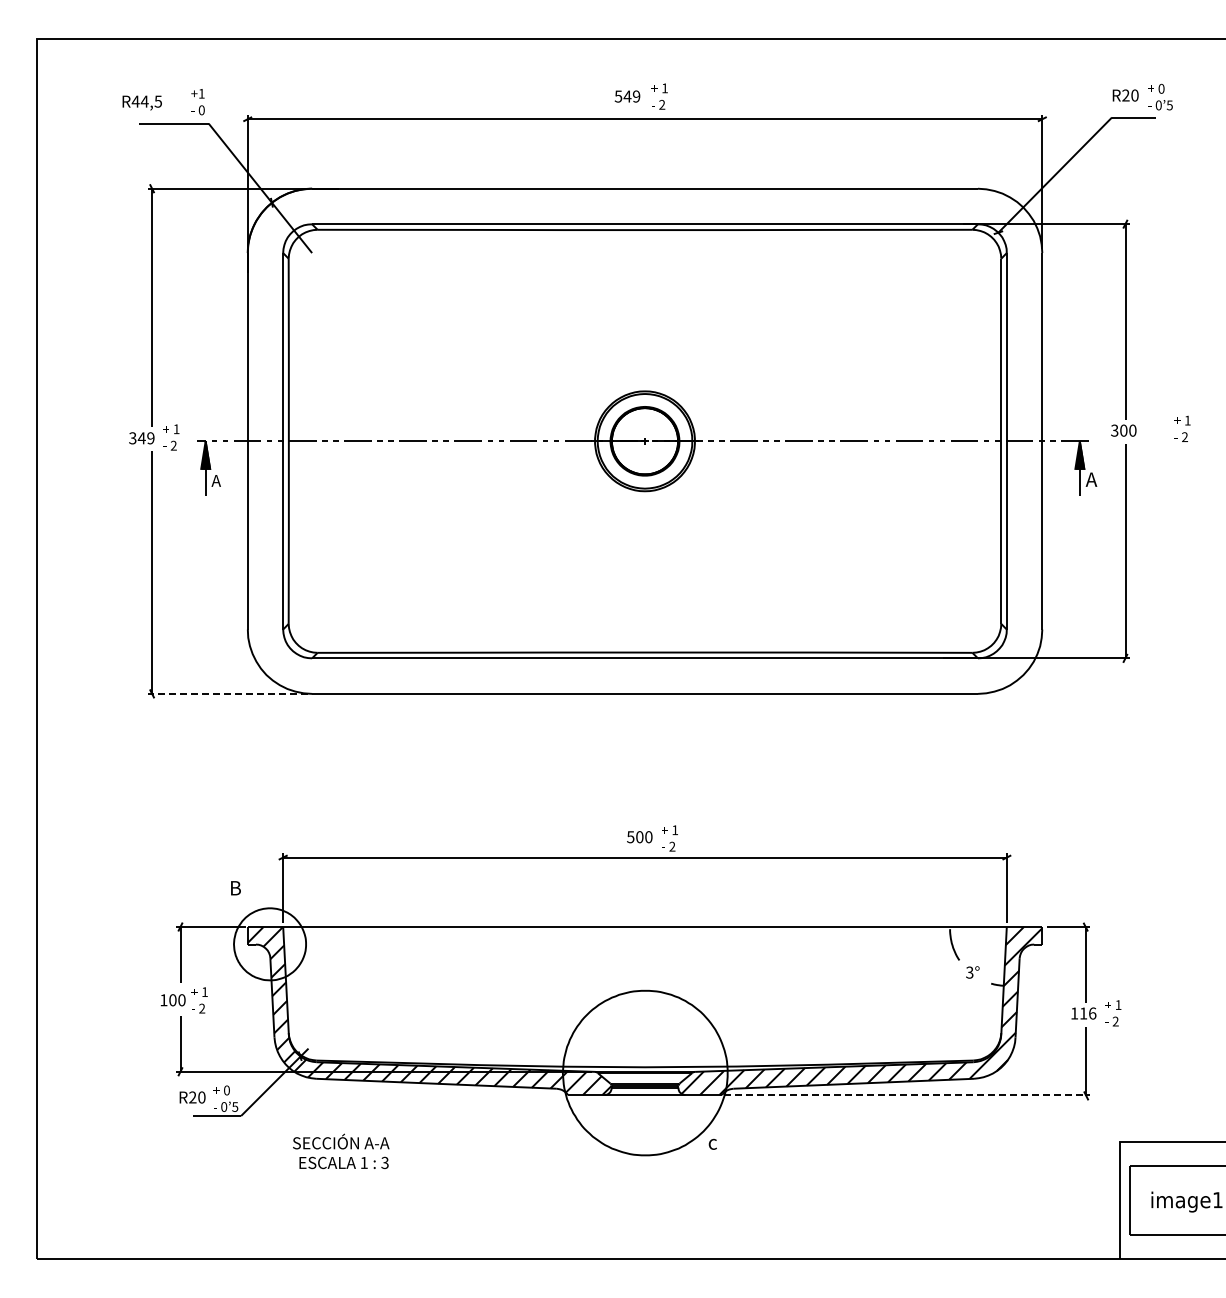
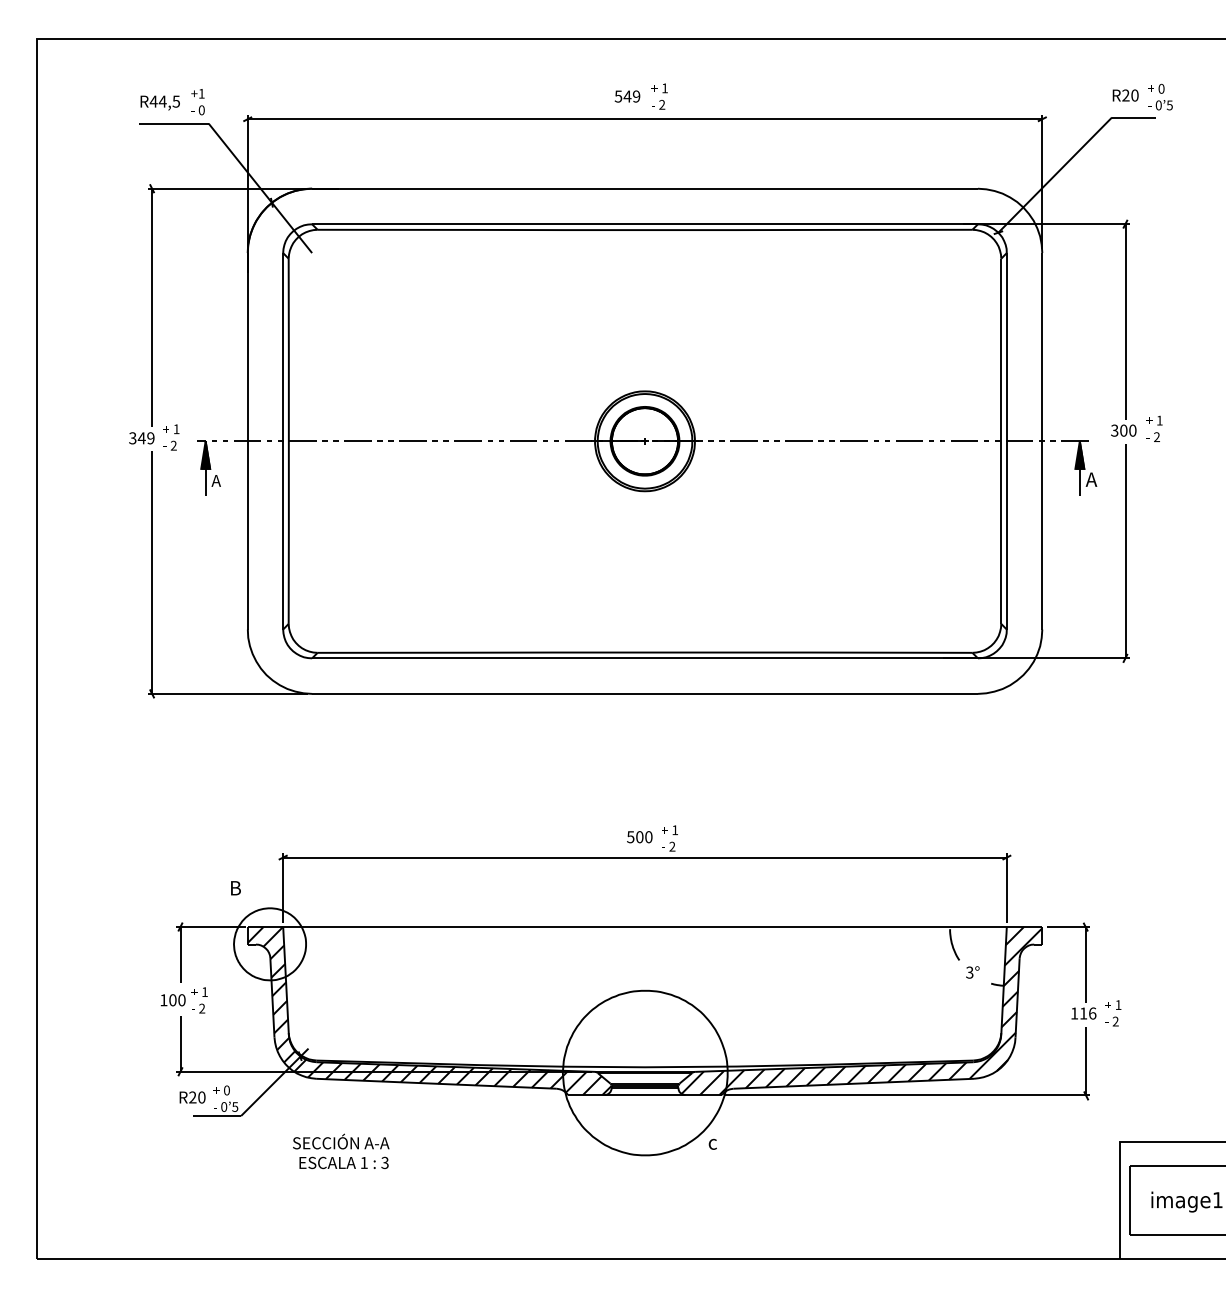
text position: (141, 102) -> (159, 102) (159, 102)
text position: (1182, 428) -> (1154, 428) (1154, 428)
line: dashed -> solid (227, 693)
line: dashed -> solid (907, 1095)
